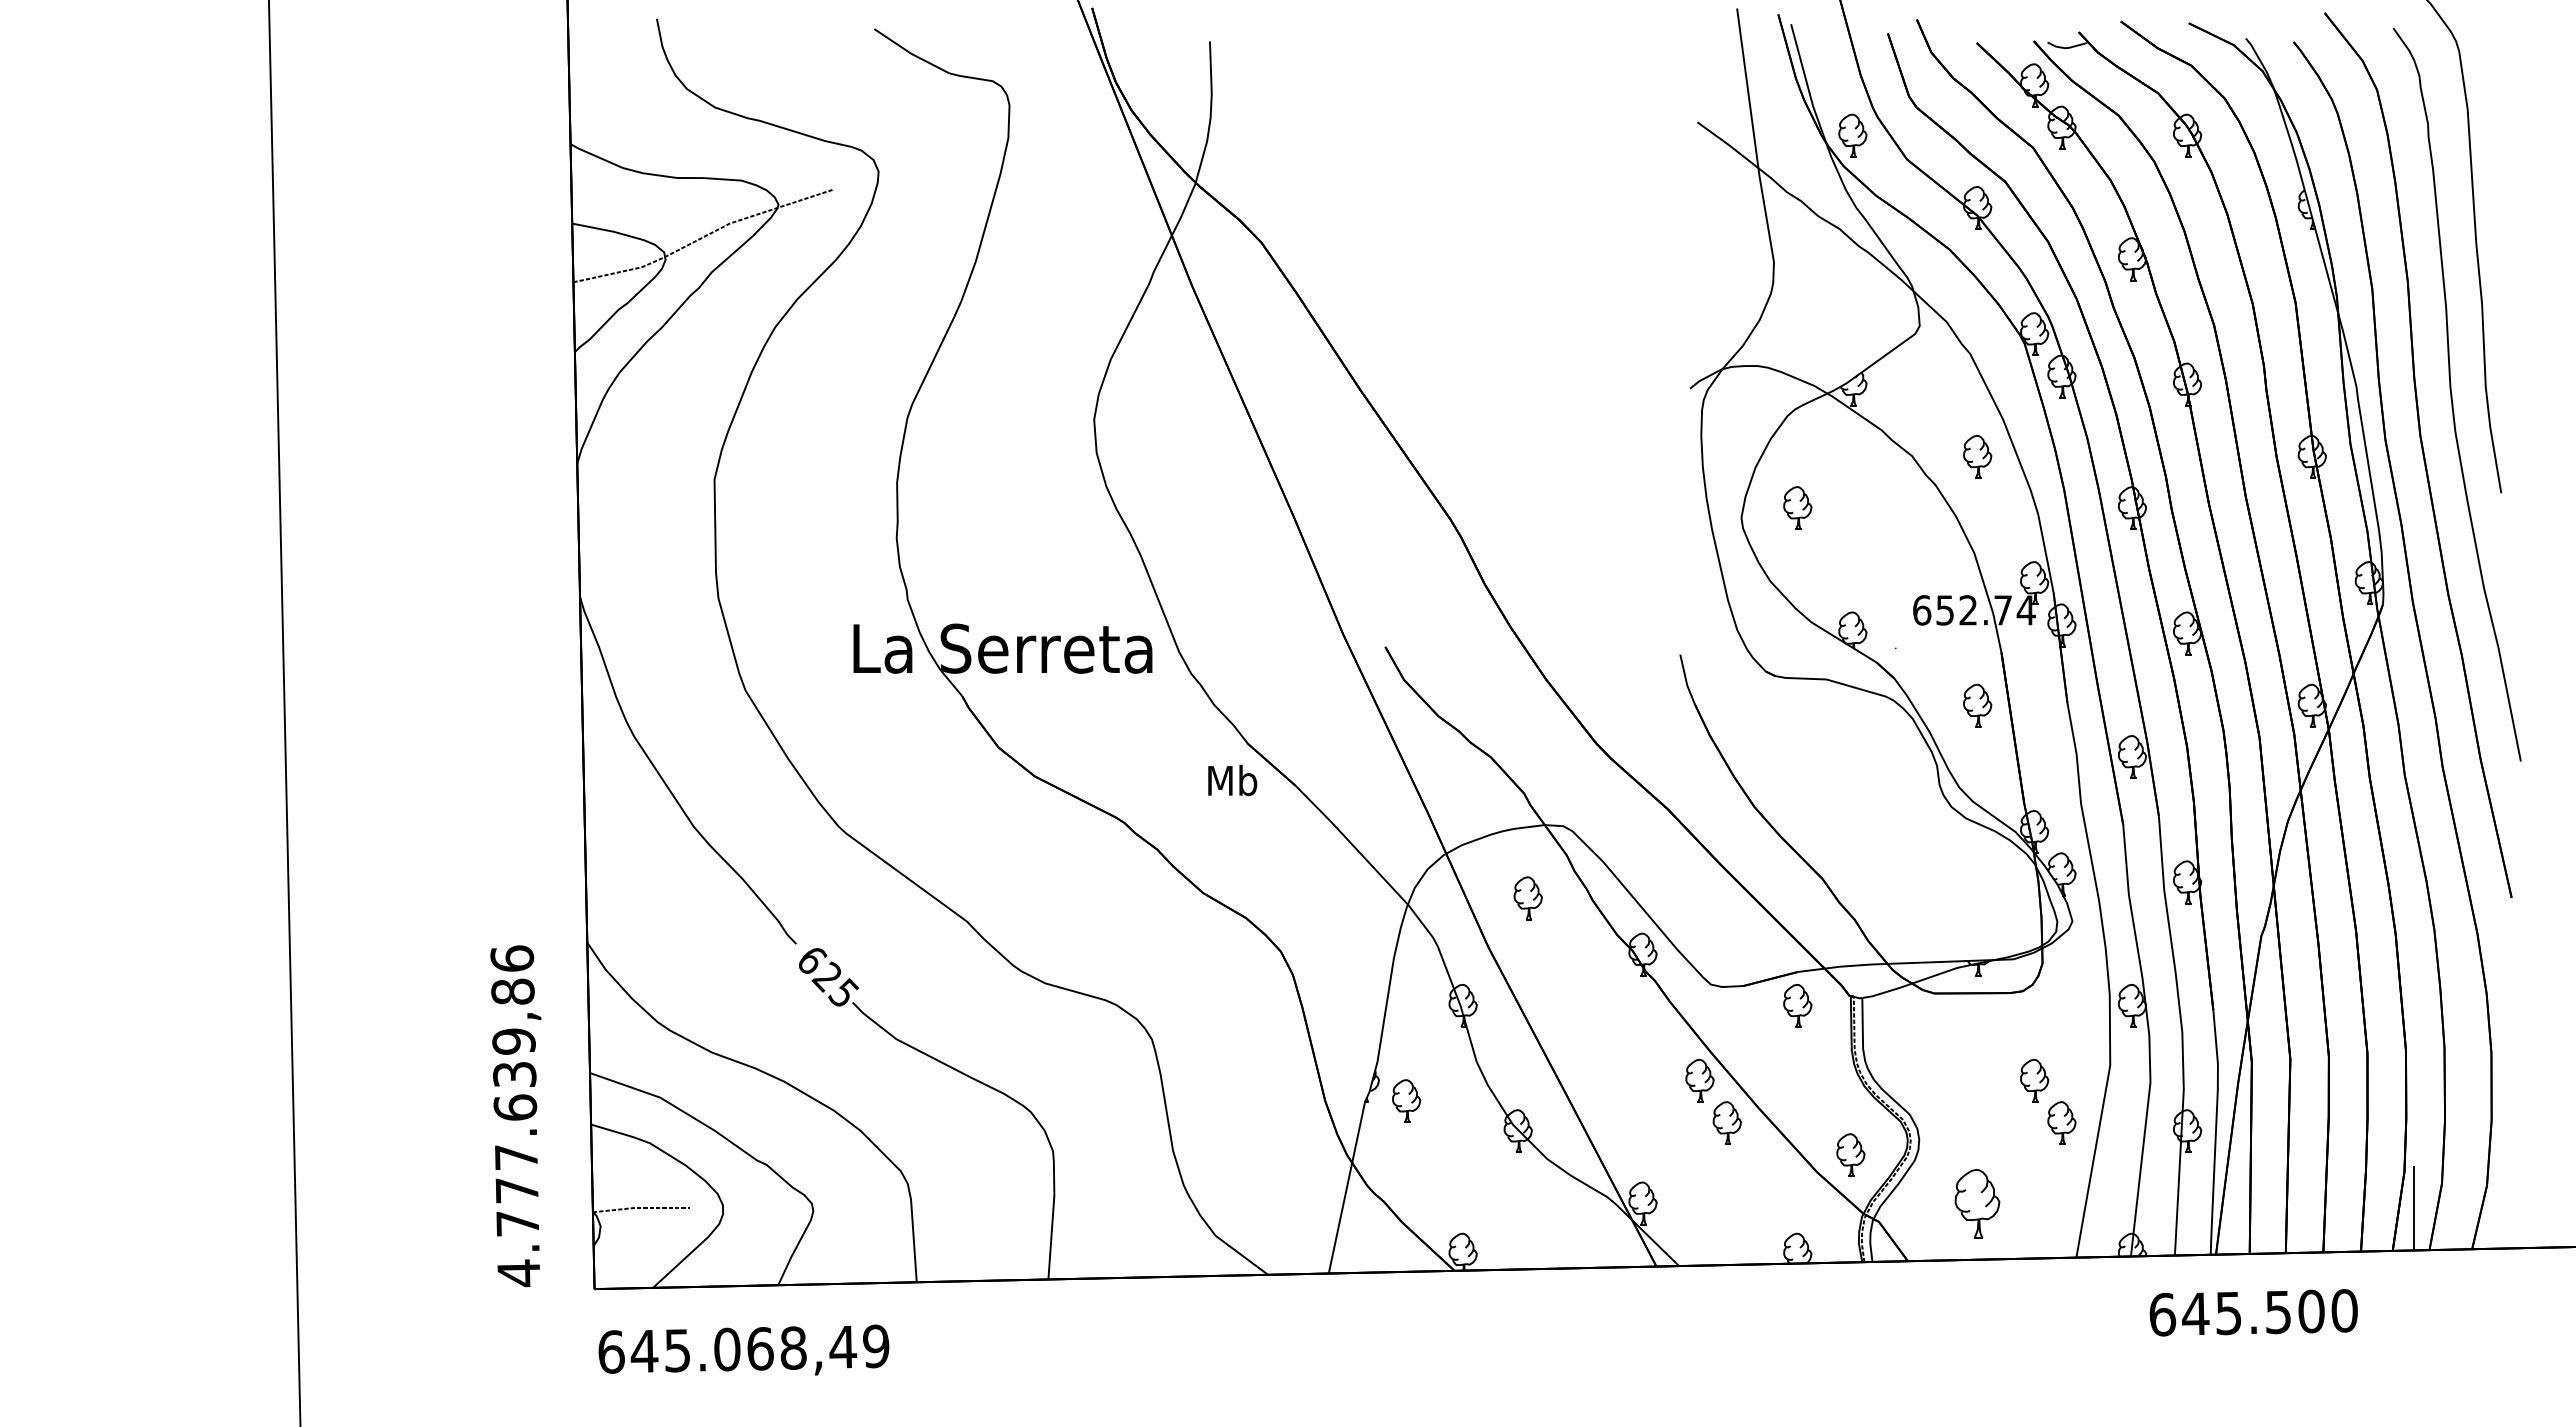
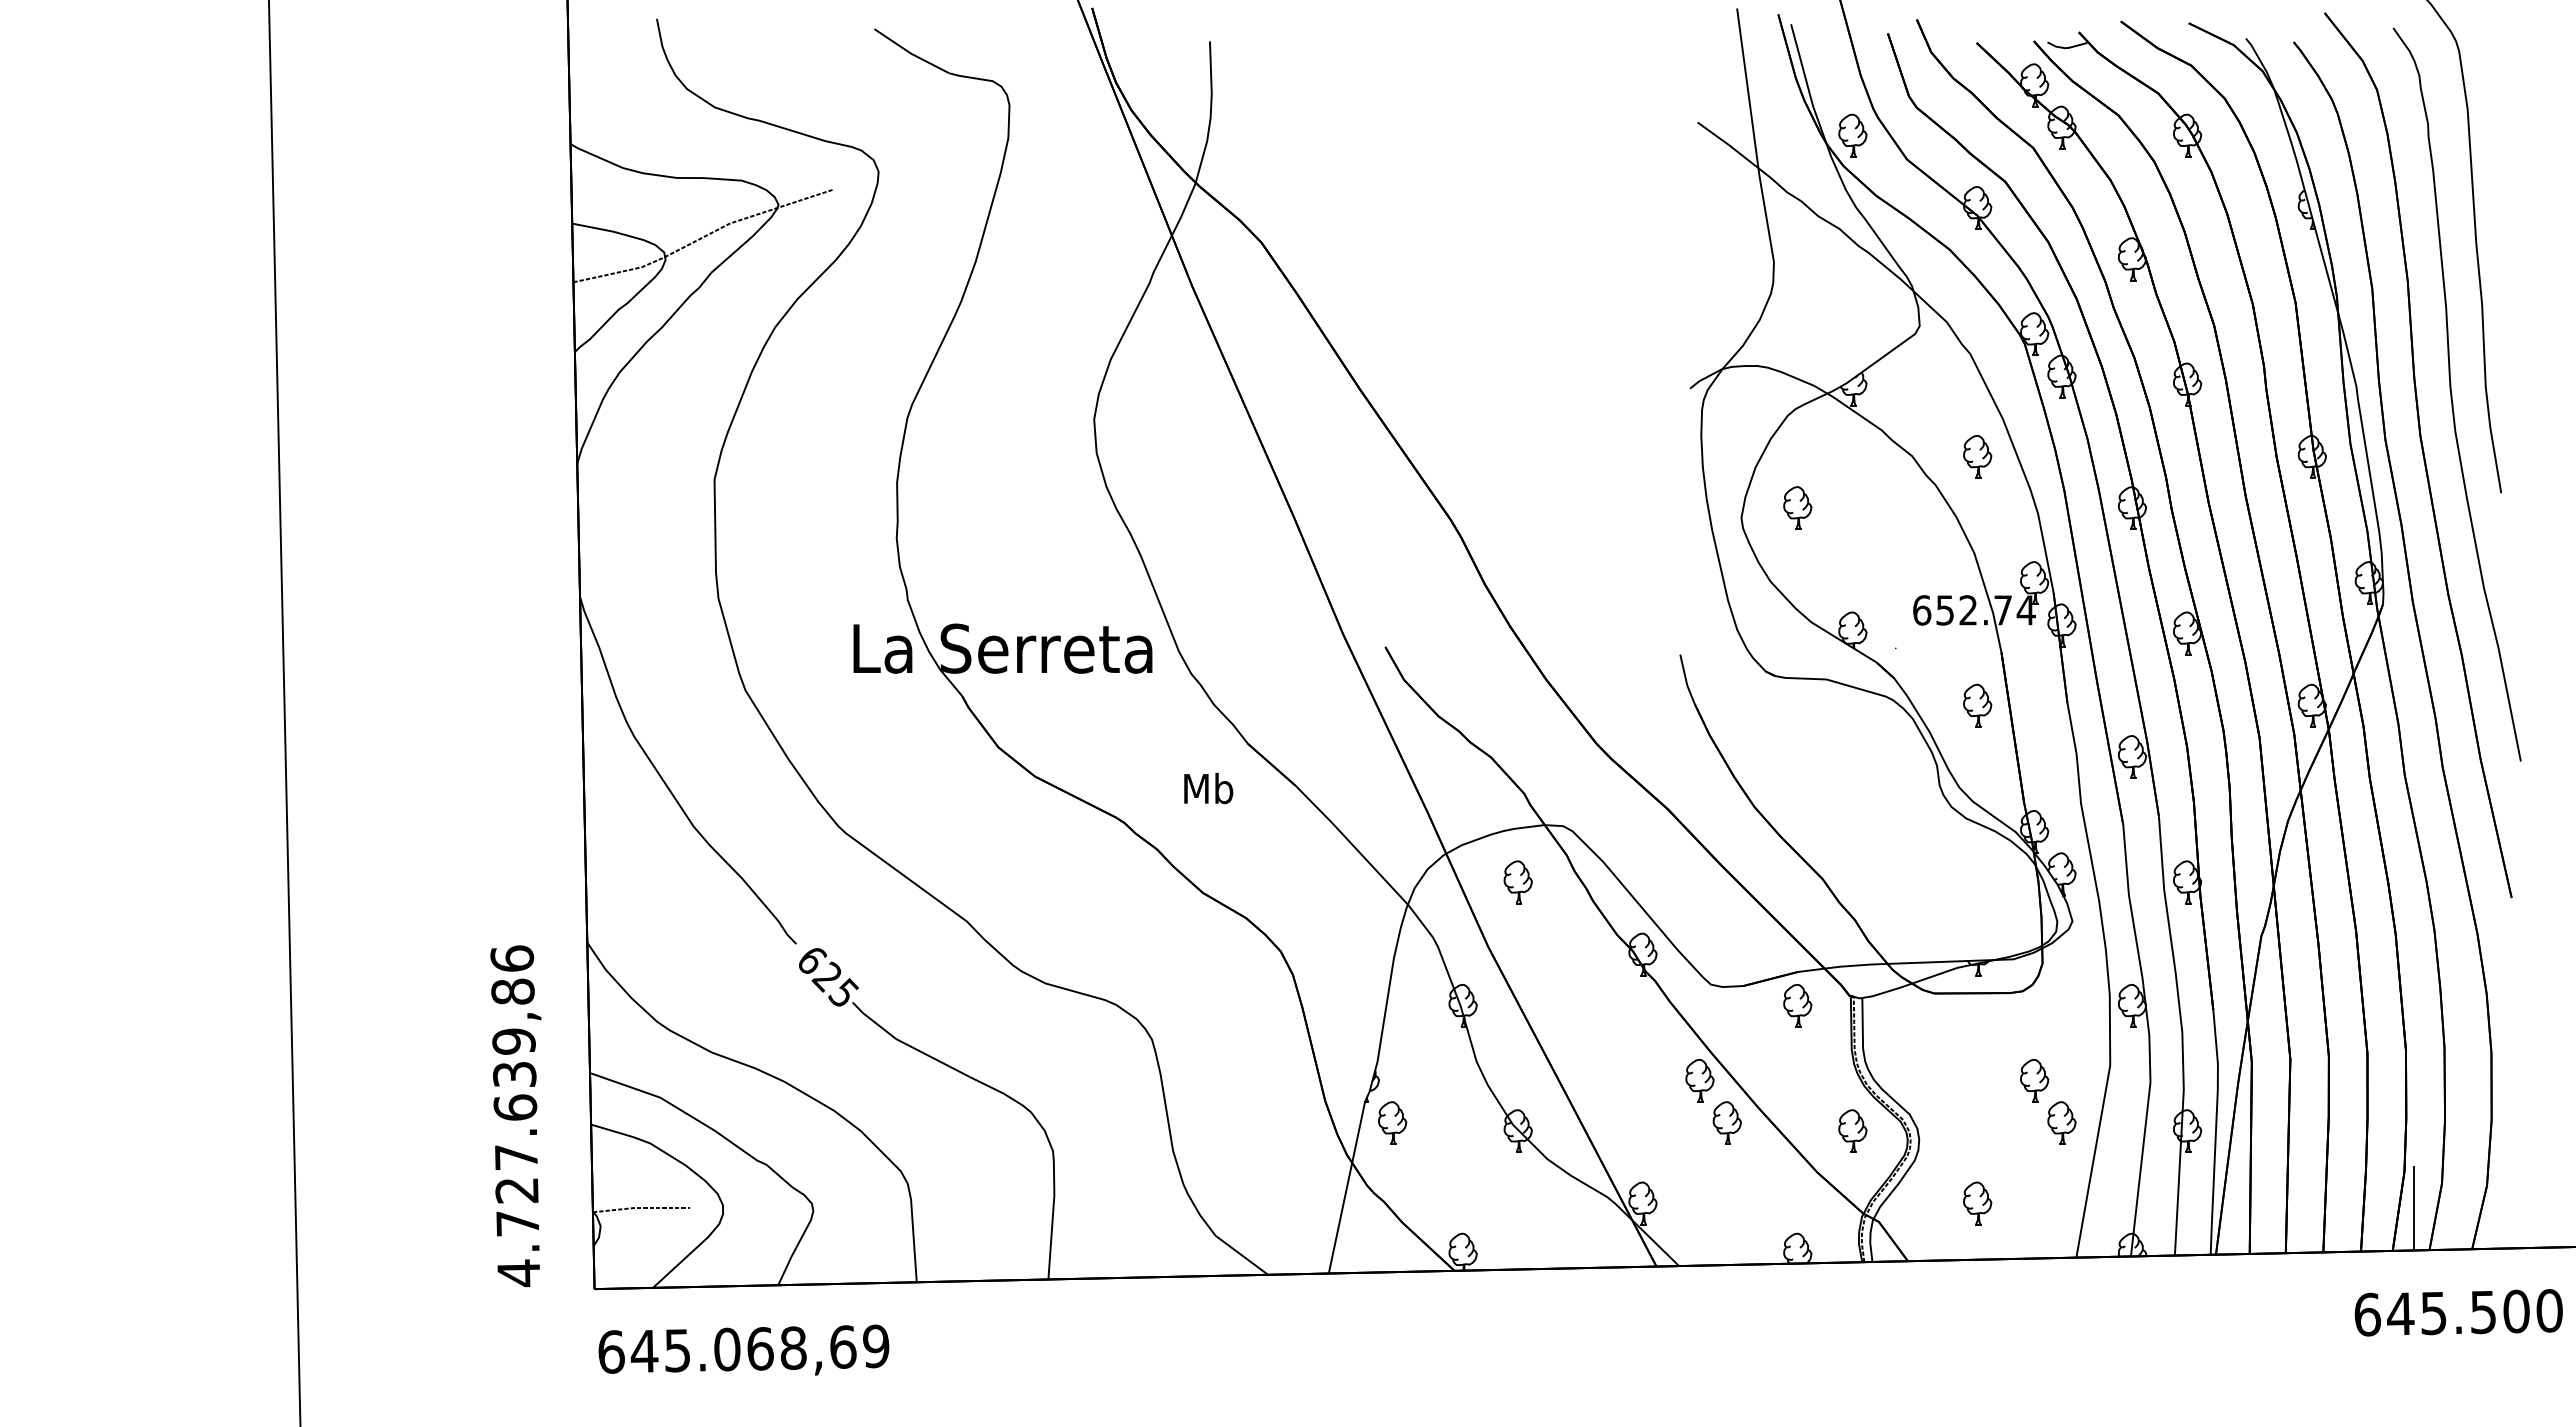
text position: (1232, 780) -> (1208, 788) (1208, 788)
part position: (1527, 898) -> (1517, 882) (1517, 882)
part position: (1406, 1100) -> (1392, 1122) (1392, 1122)
part position: (1850, 1154) -> (1852, 1130) (1852, 1130)
text: 4.777.639,86 -> 4.727.639,86 (516, 1190)
part size: 47x70 px -> 30x45 px (1977, 1203)
text position: (2253, 1312) -> (2458, 1312) (2458, 1312)
text: 645.068,49 -> 645.068,69 (843, 1346)
